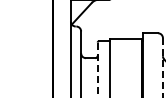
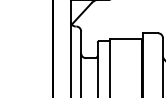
line: dashed -> solid (162, 68)
line: dashed -> solid (97, 70)
